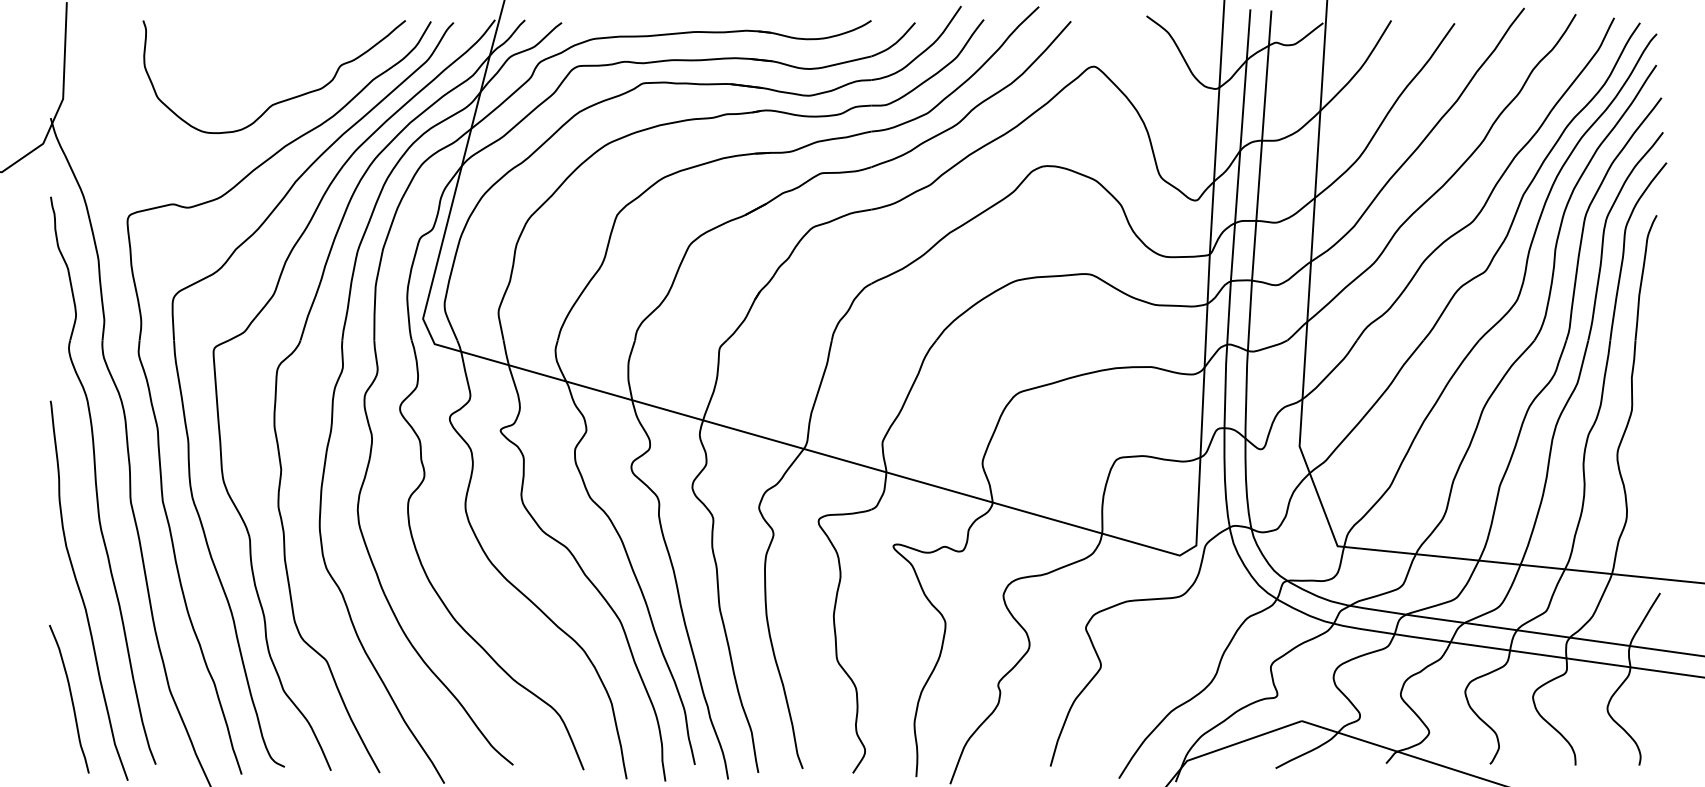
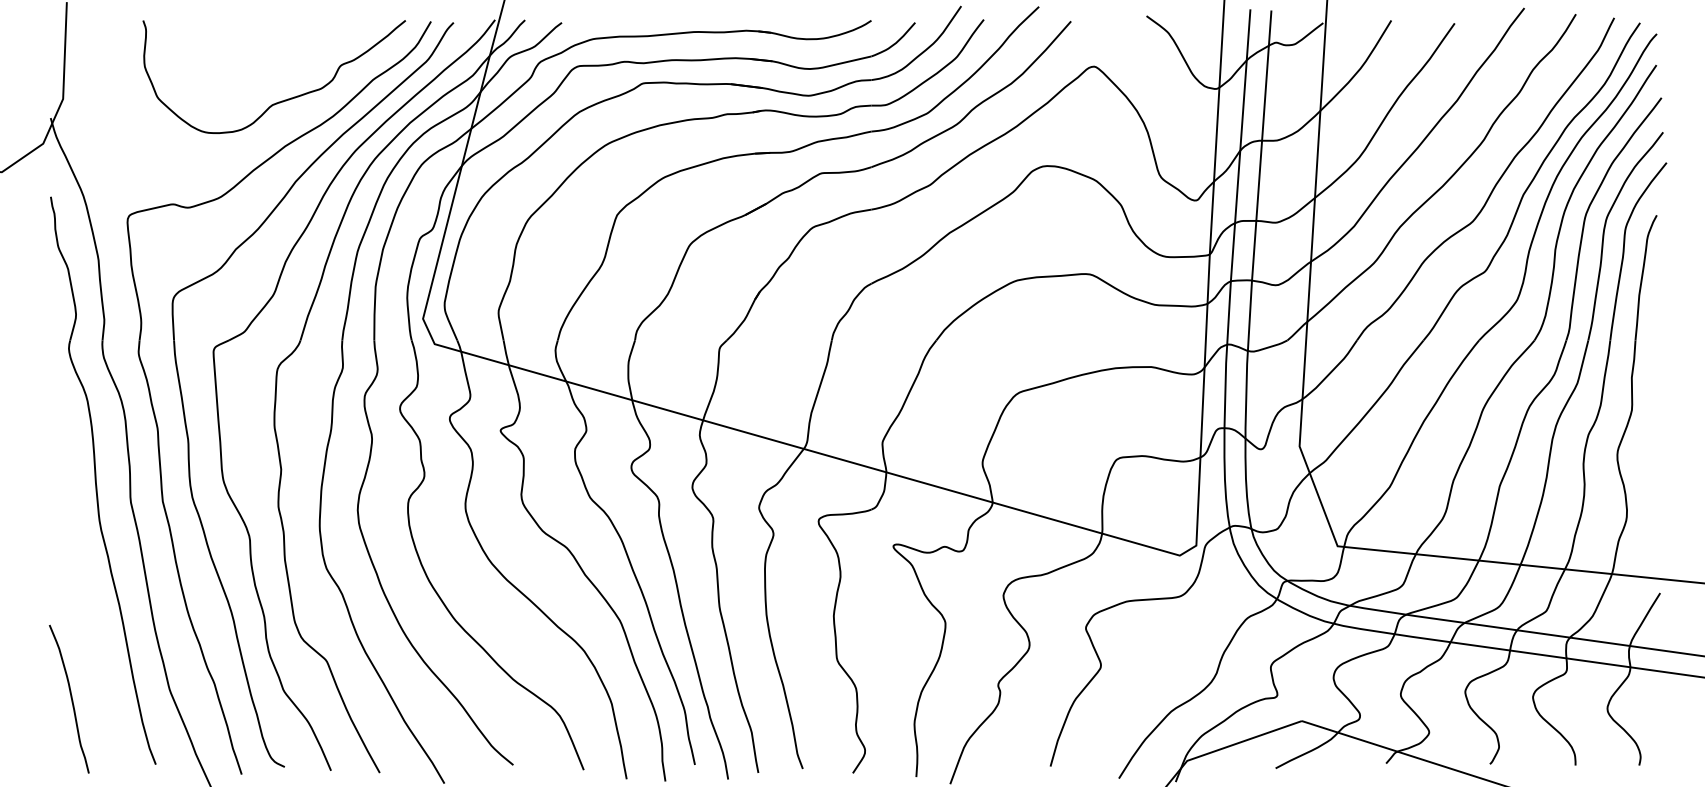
curve: present -> none (81, 592)
